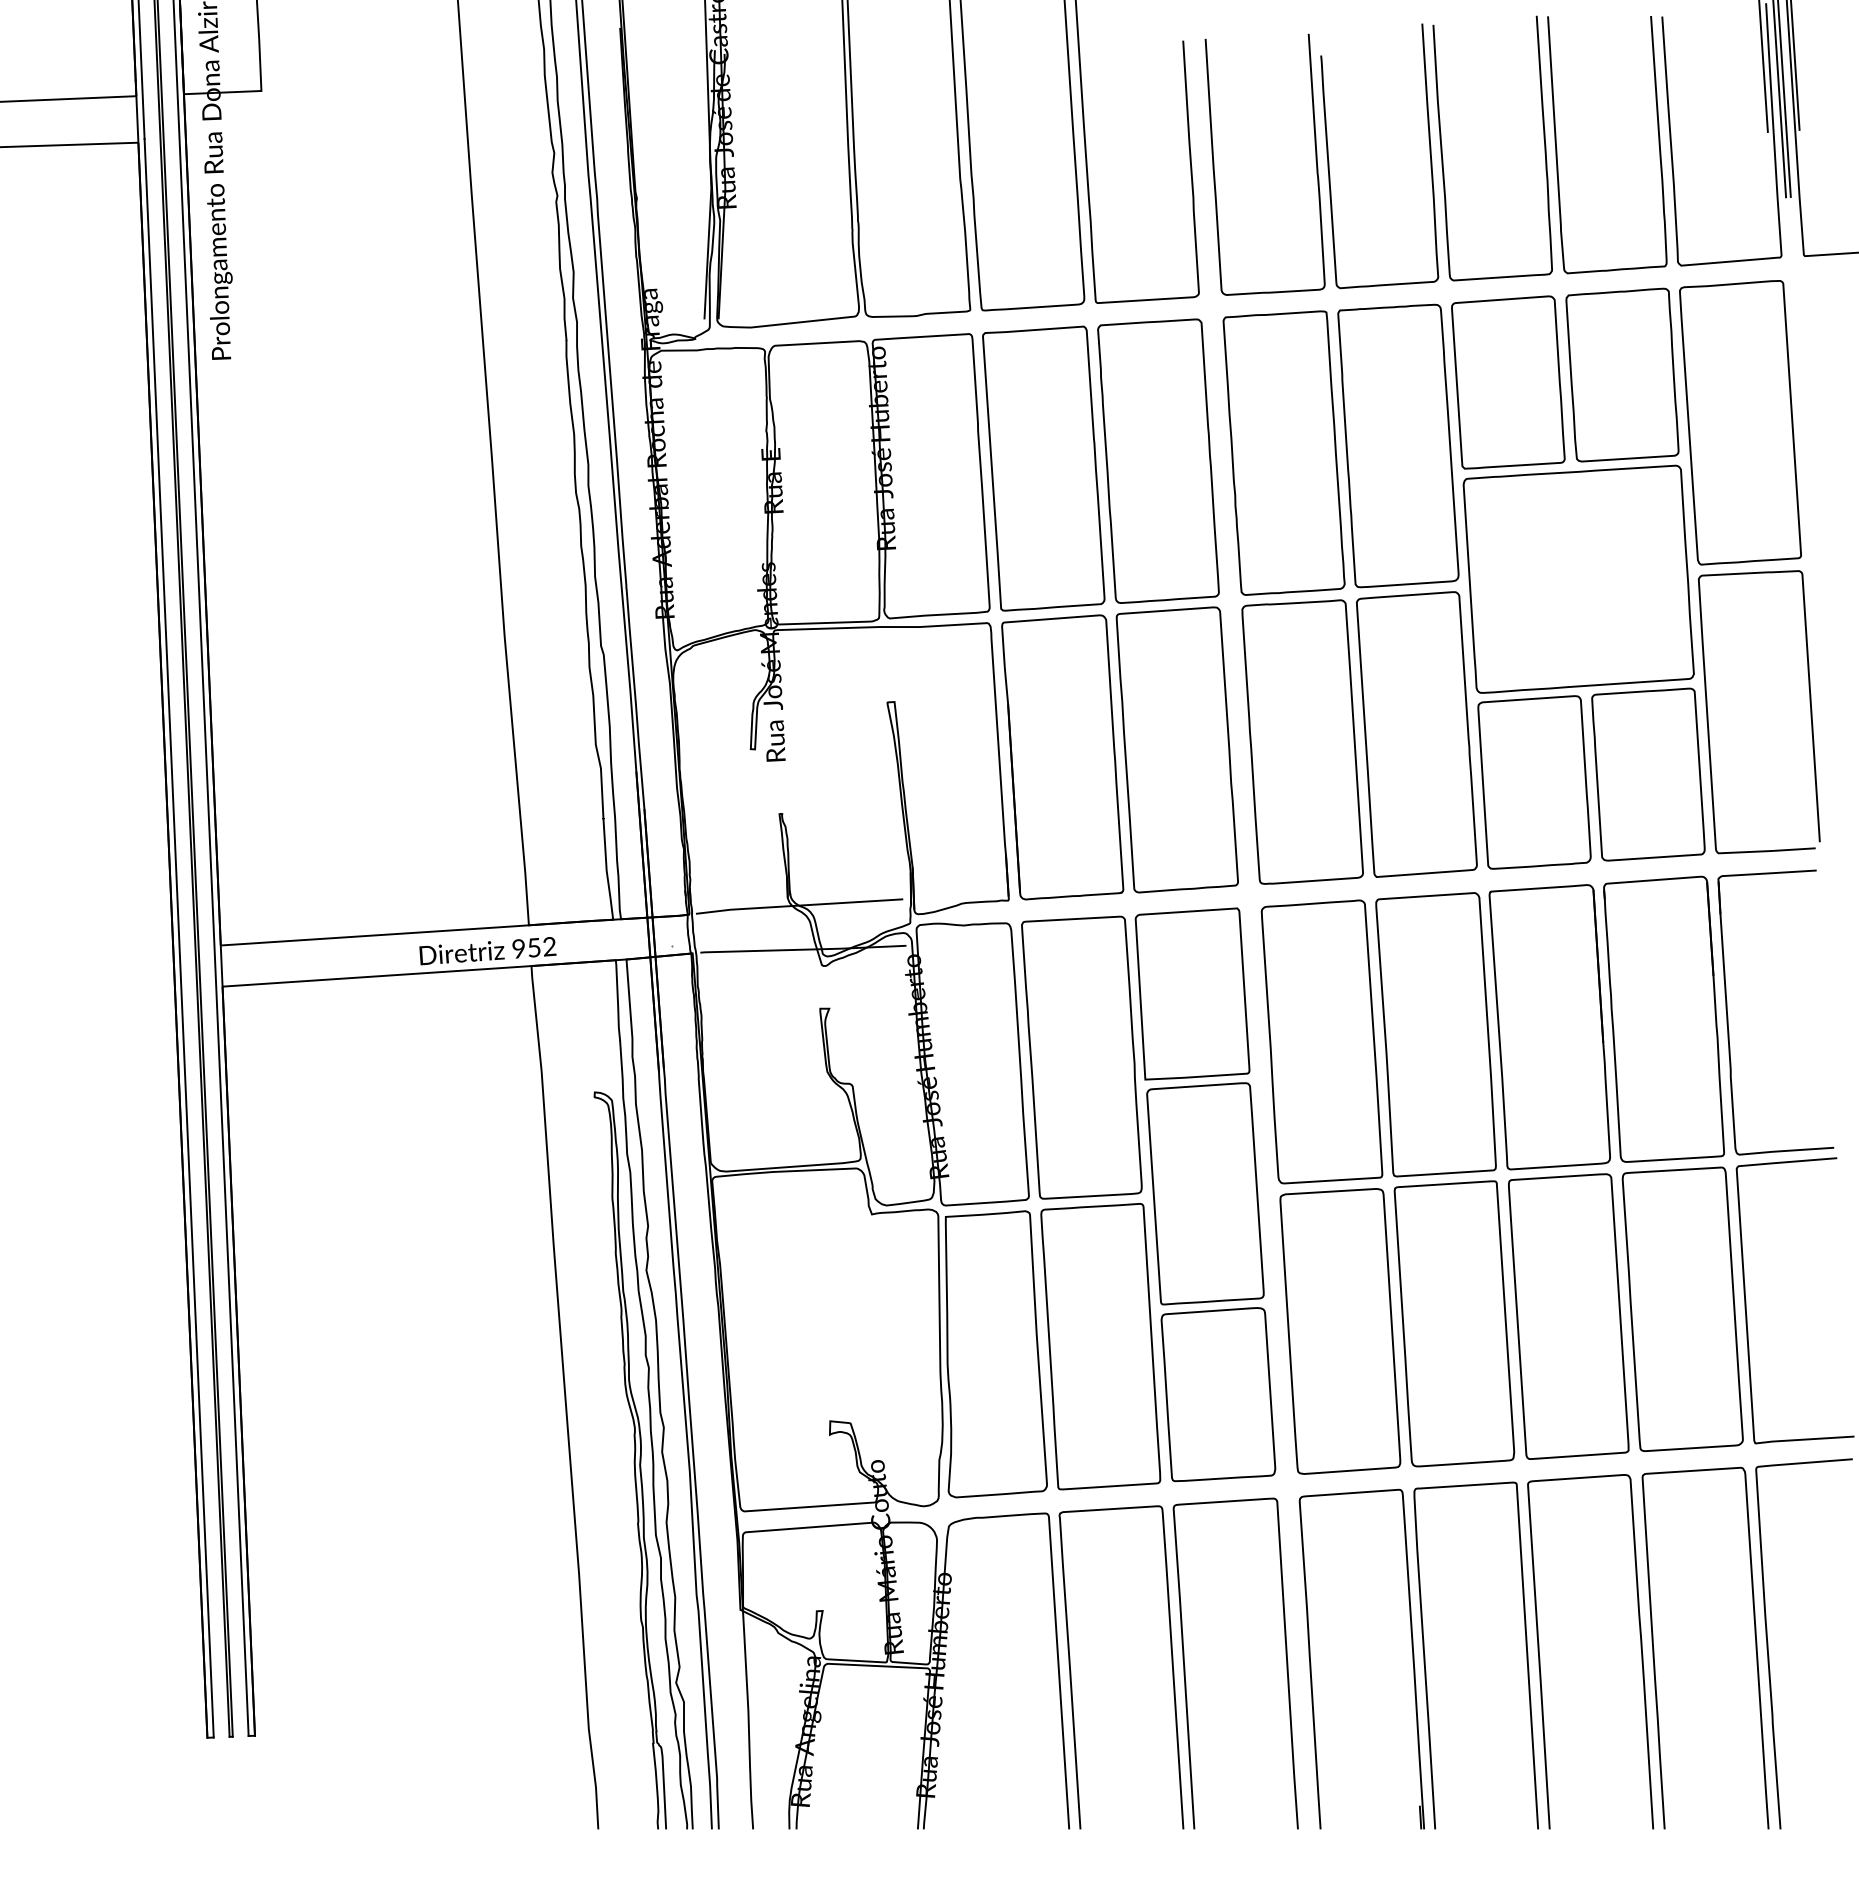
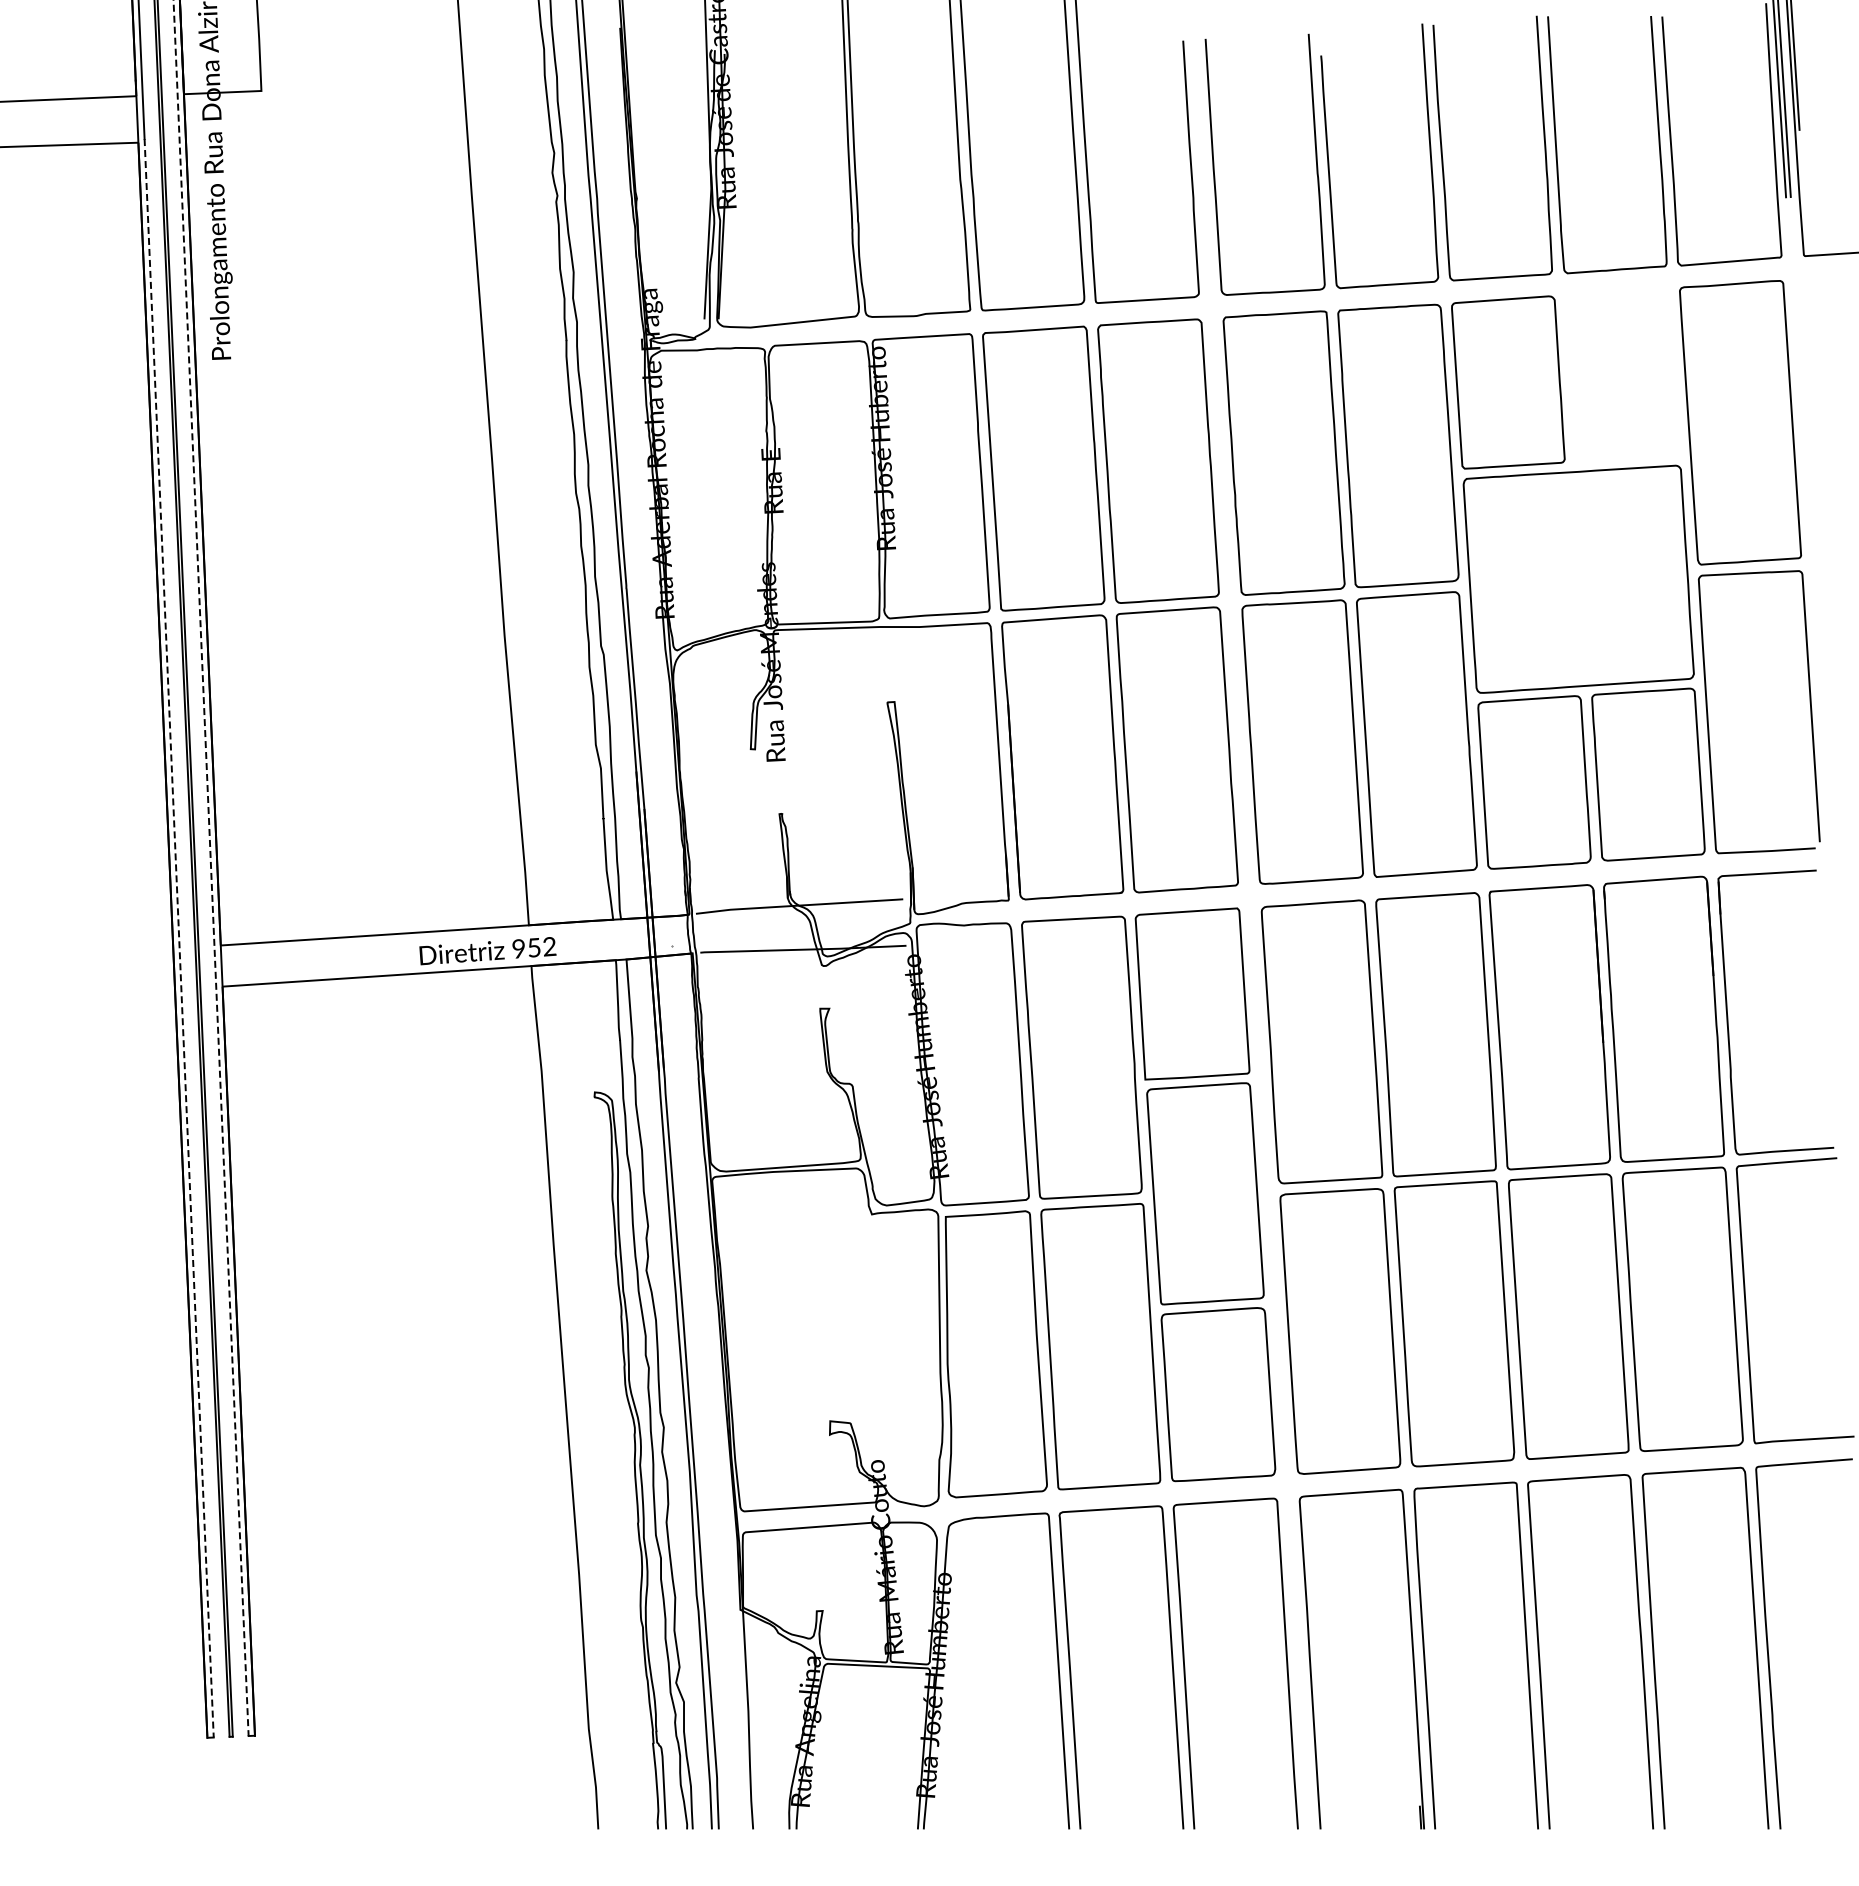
line: present -> none (1763, 66)
part: present -> none (1622, 374)
line: solid -> dashed (211, 868)
line: solid -> dashed (179, 938)
